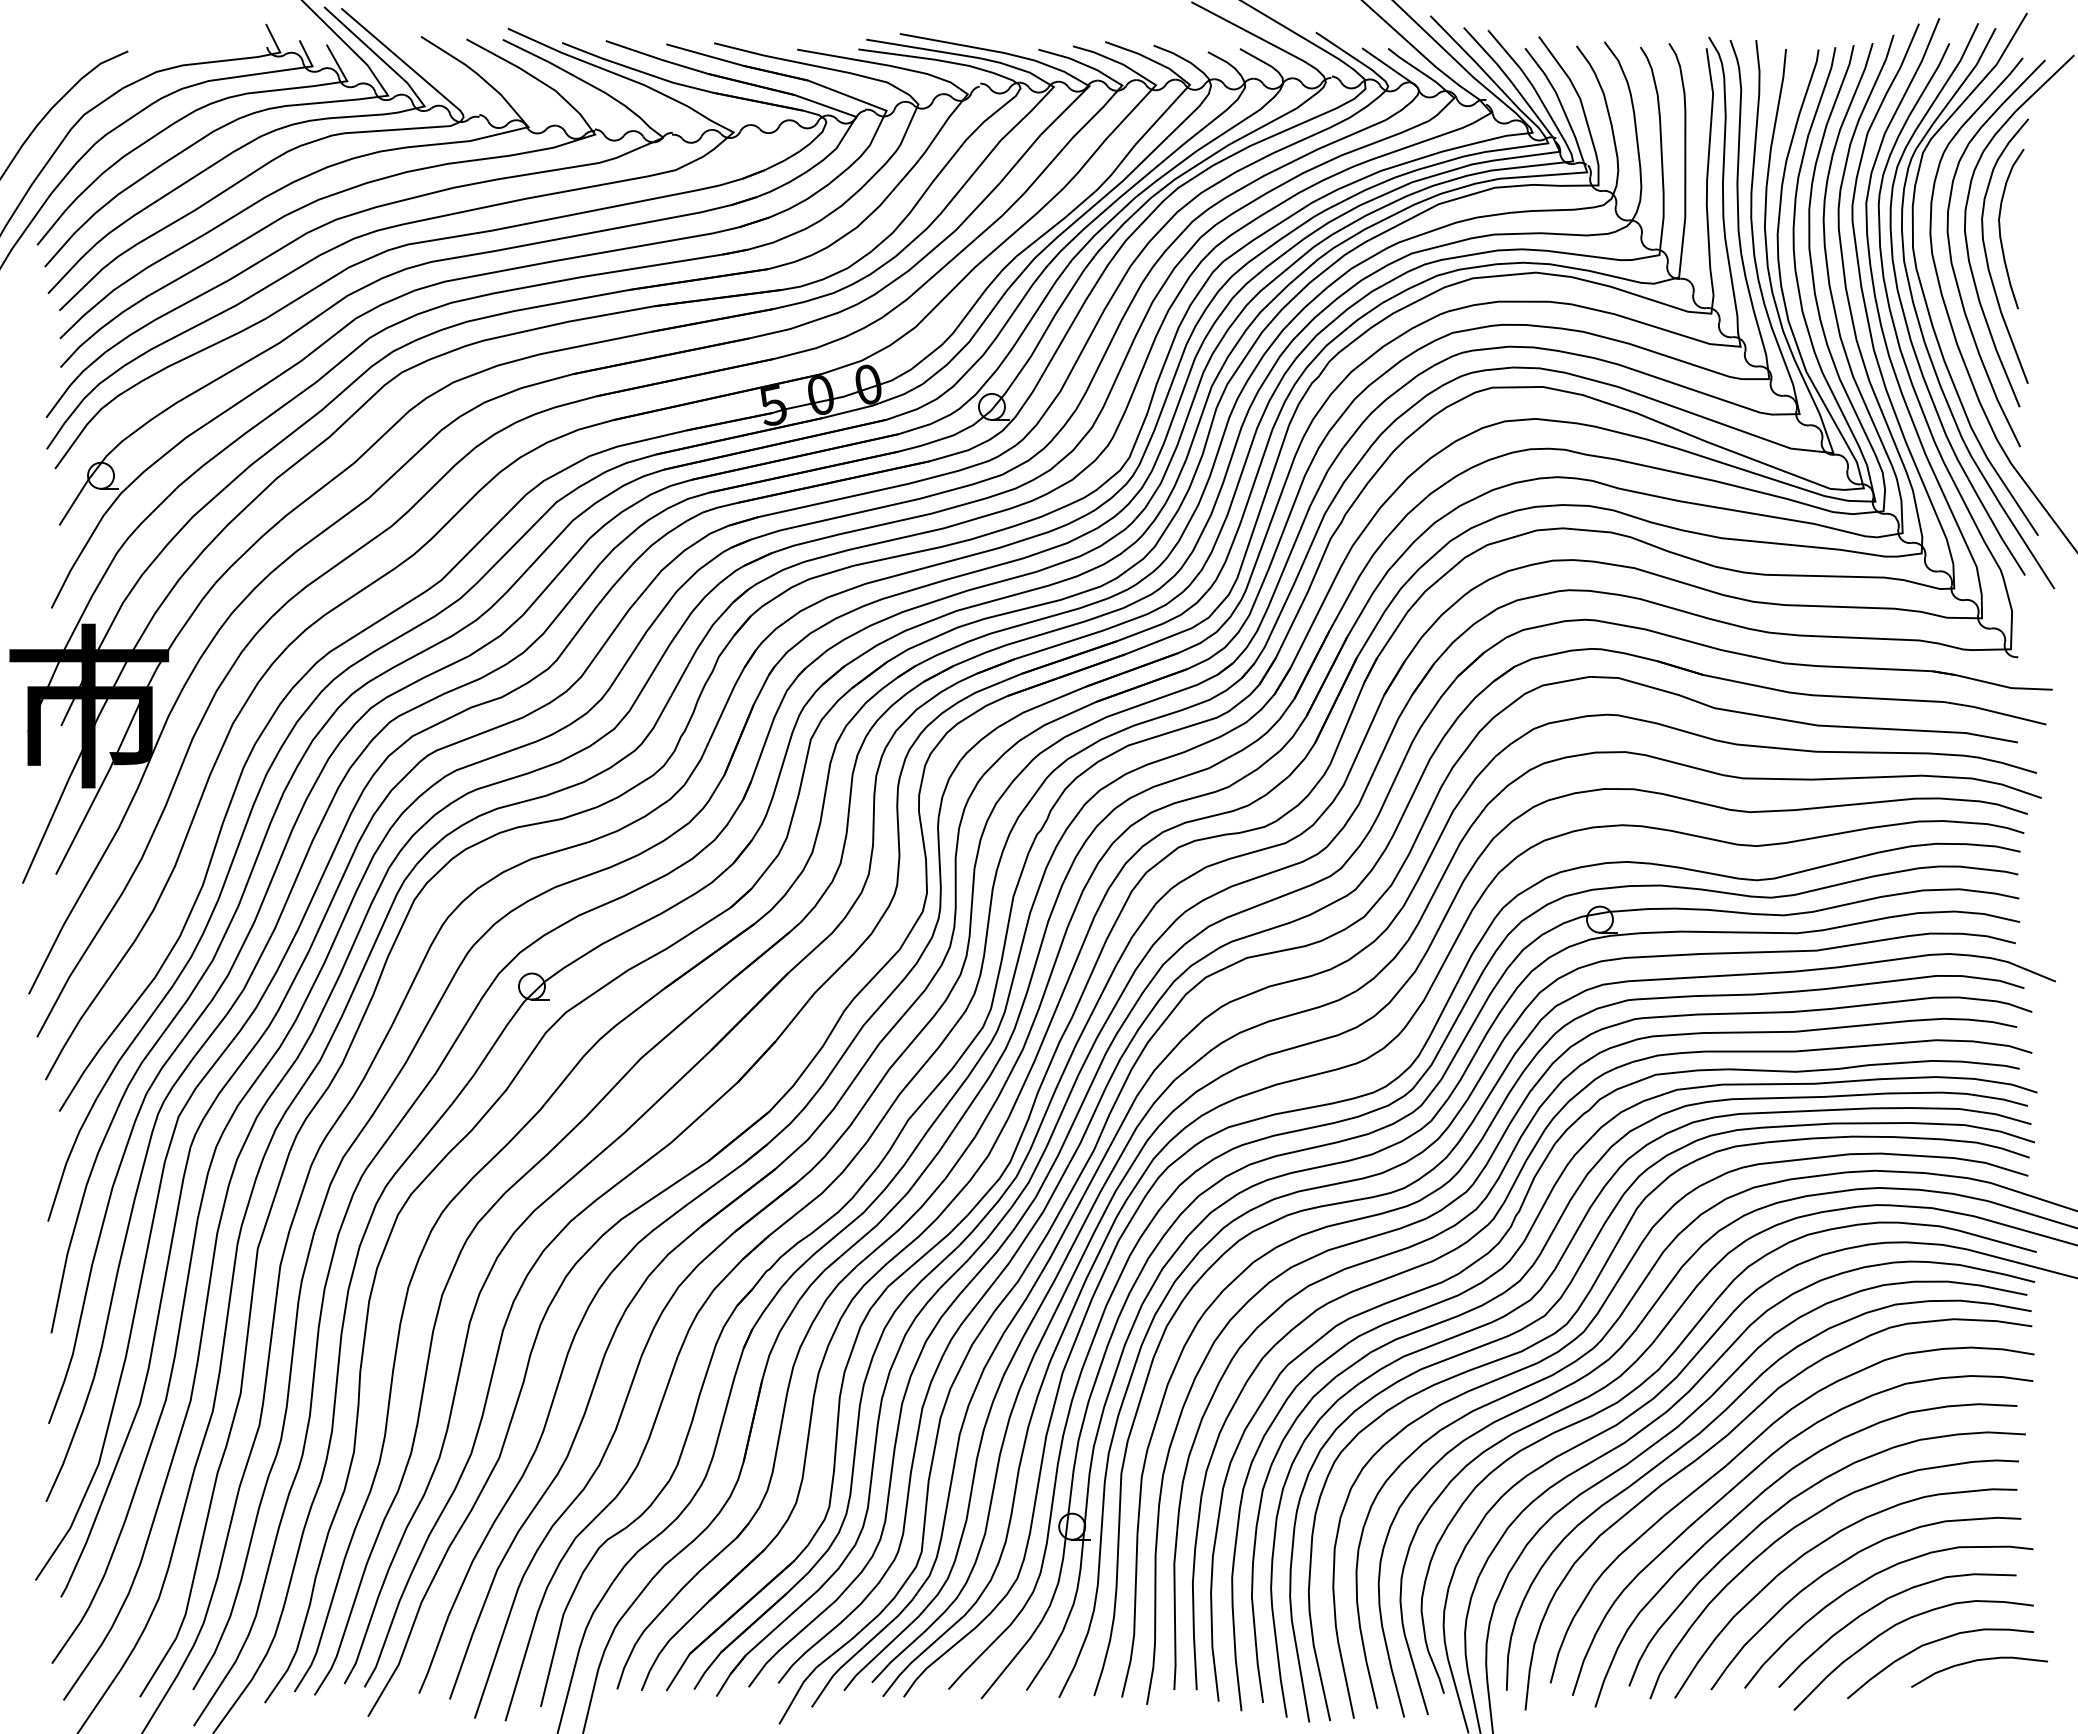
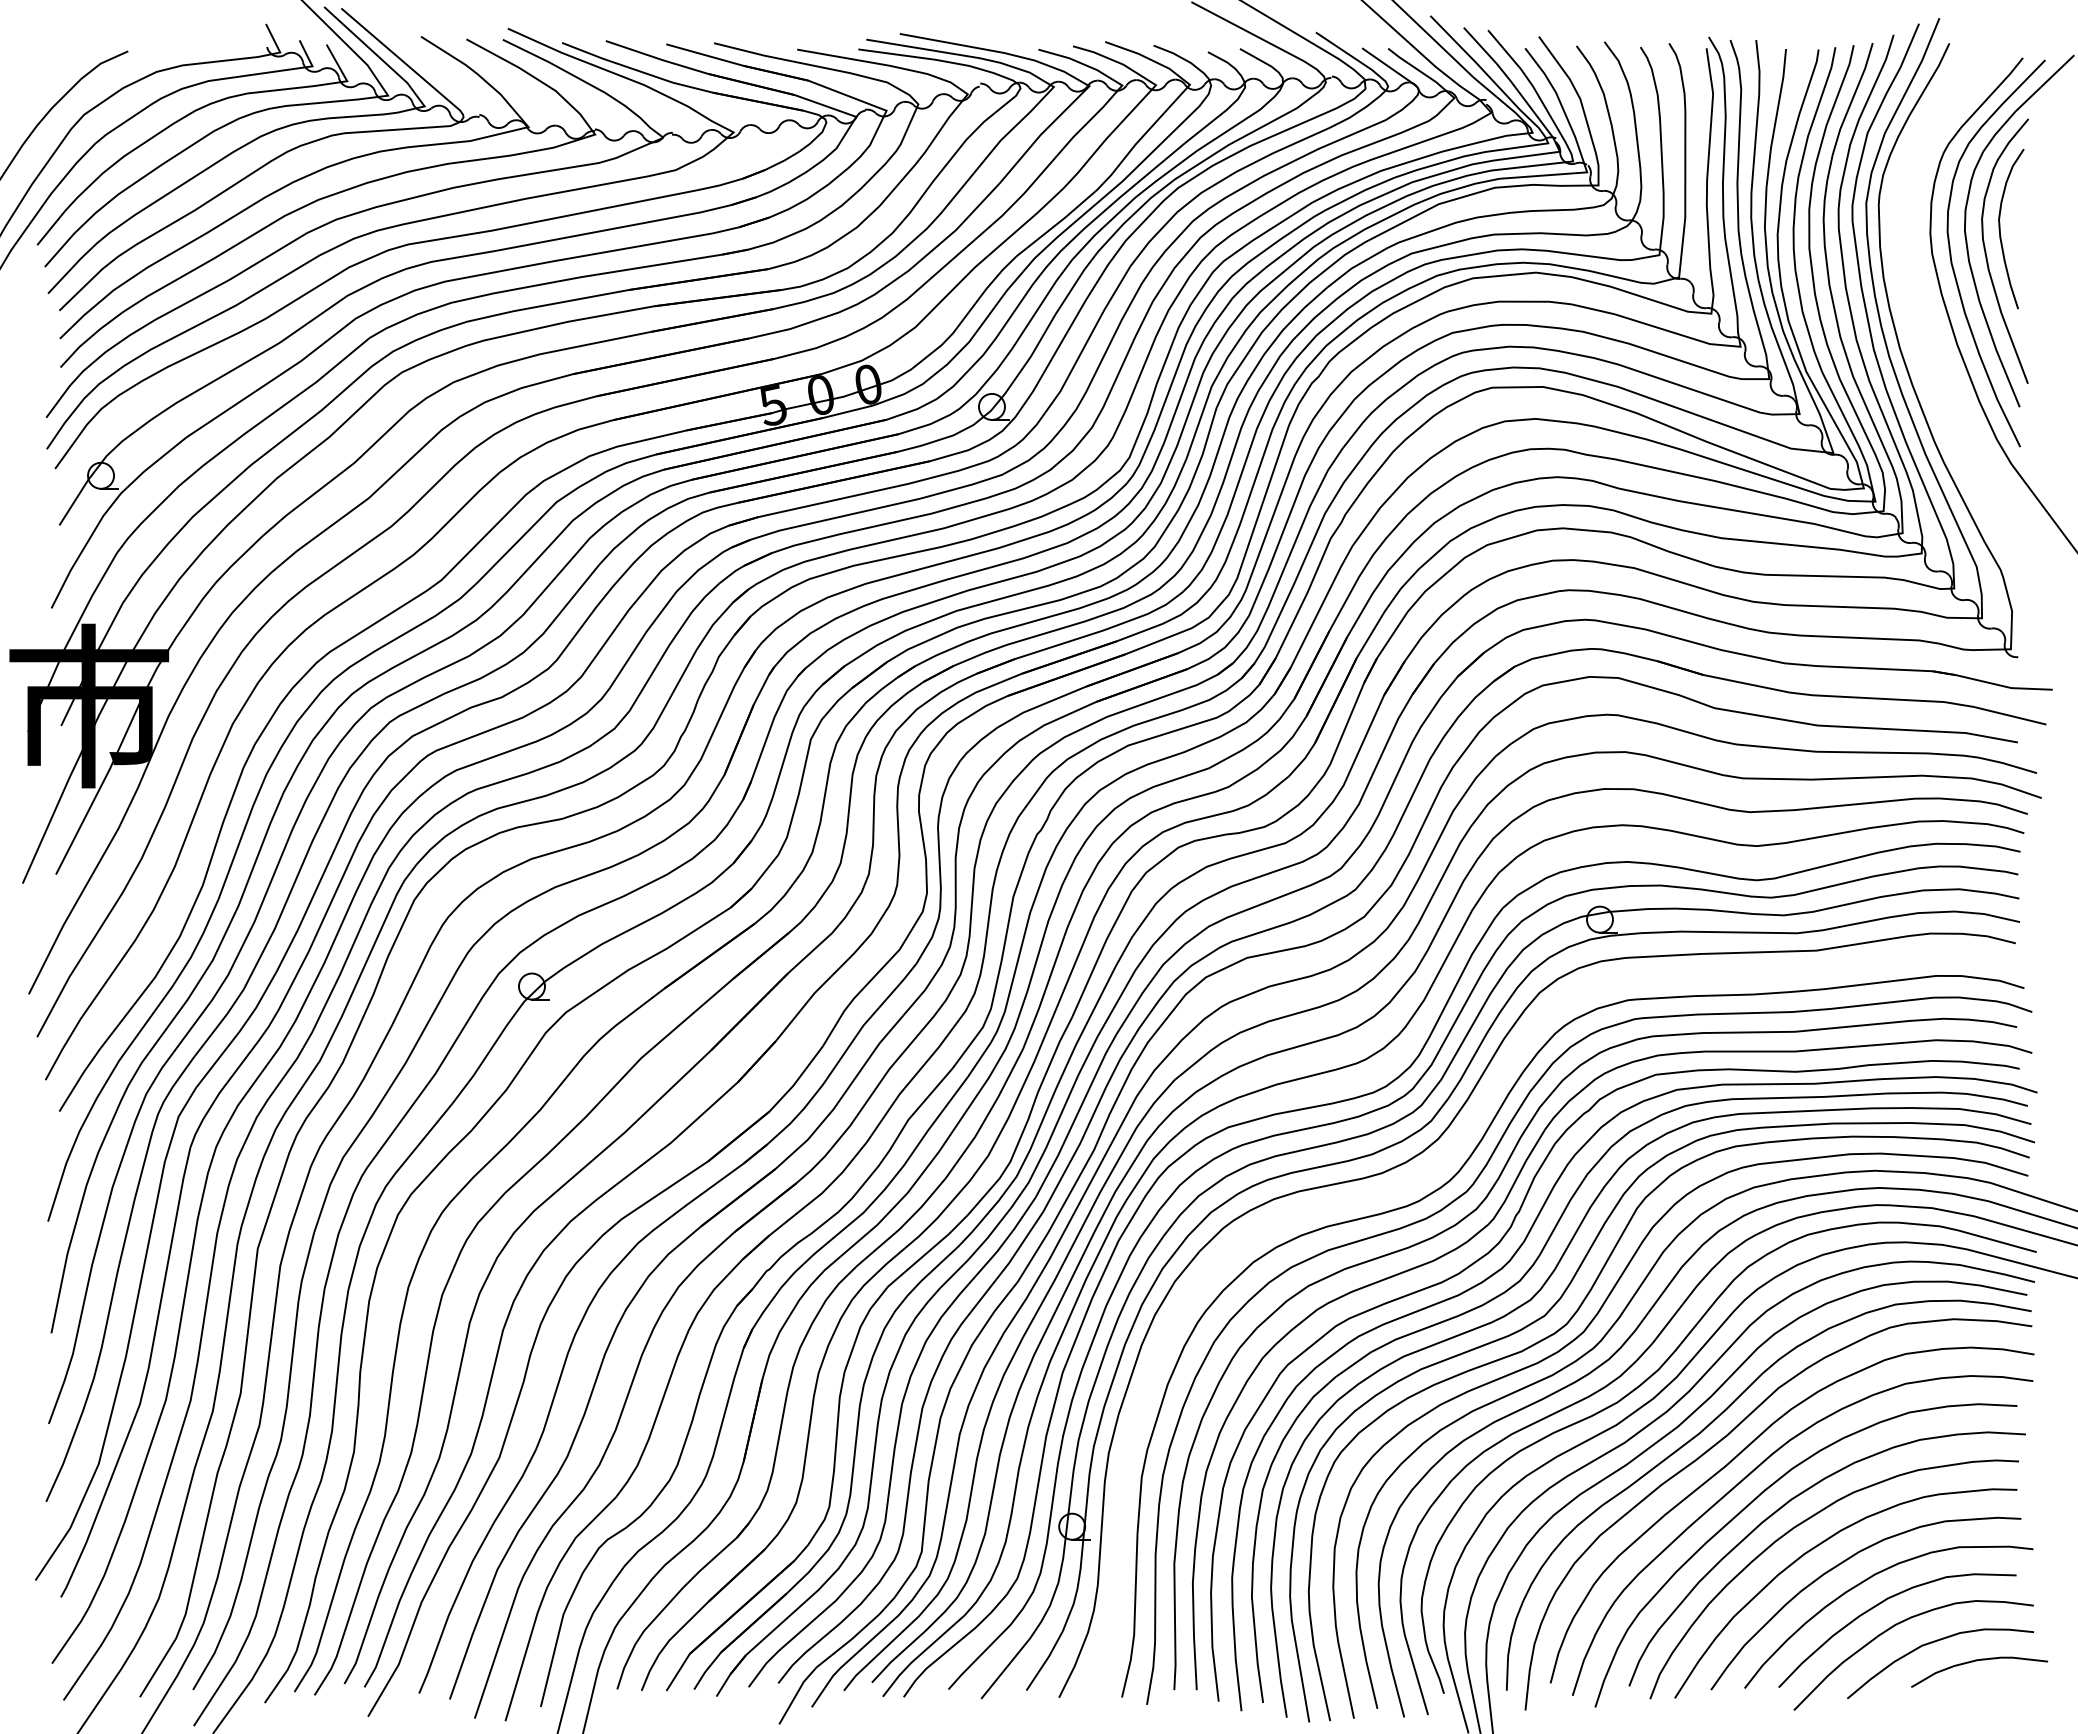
part: present -> none (1929, 310)
curve: present -> none (1440, 1164)
